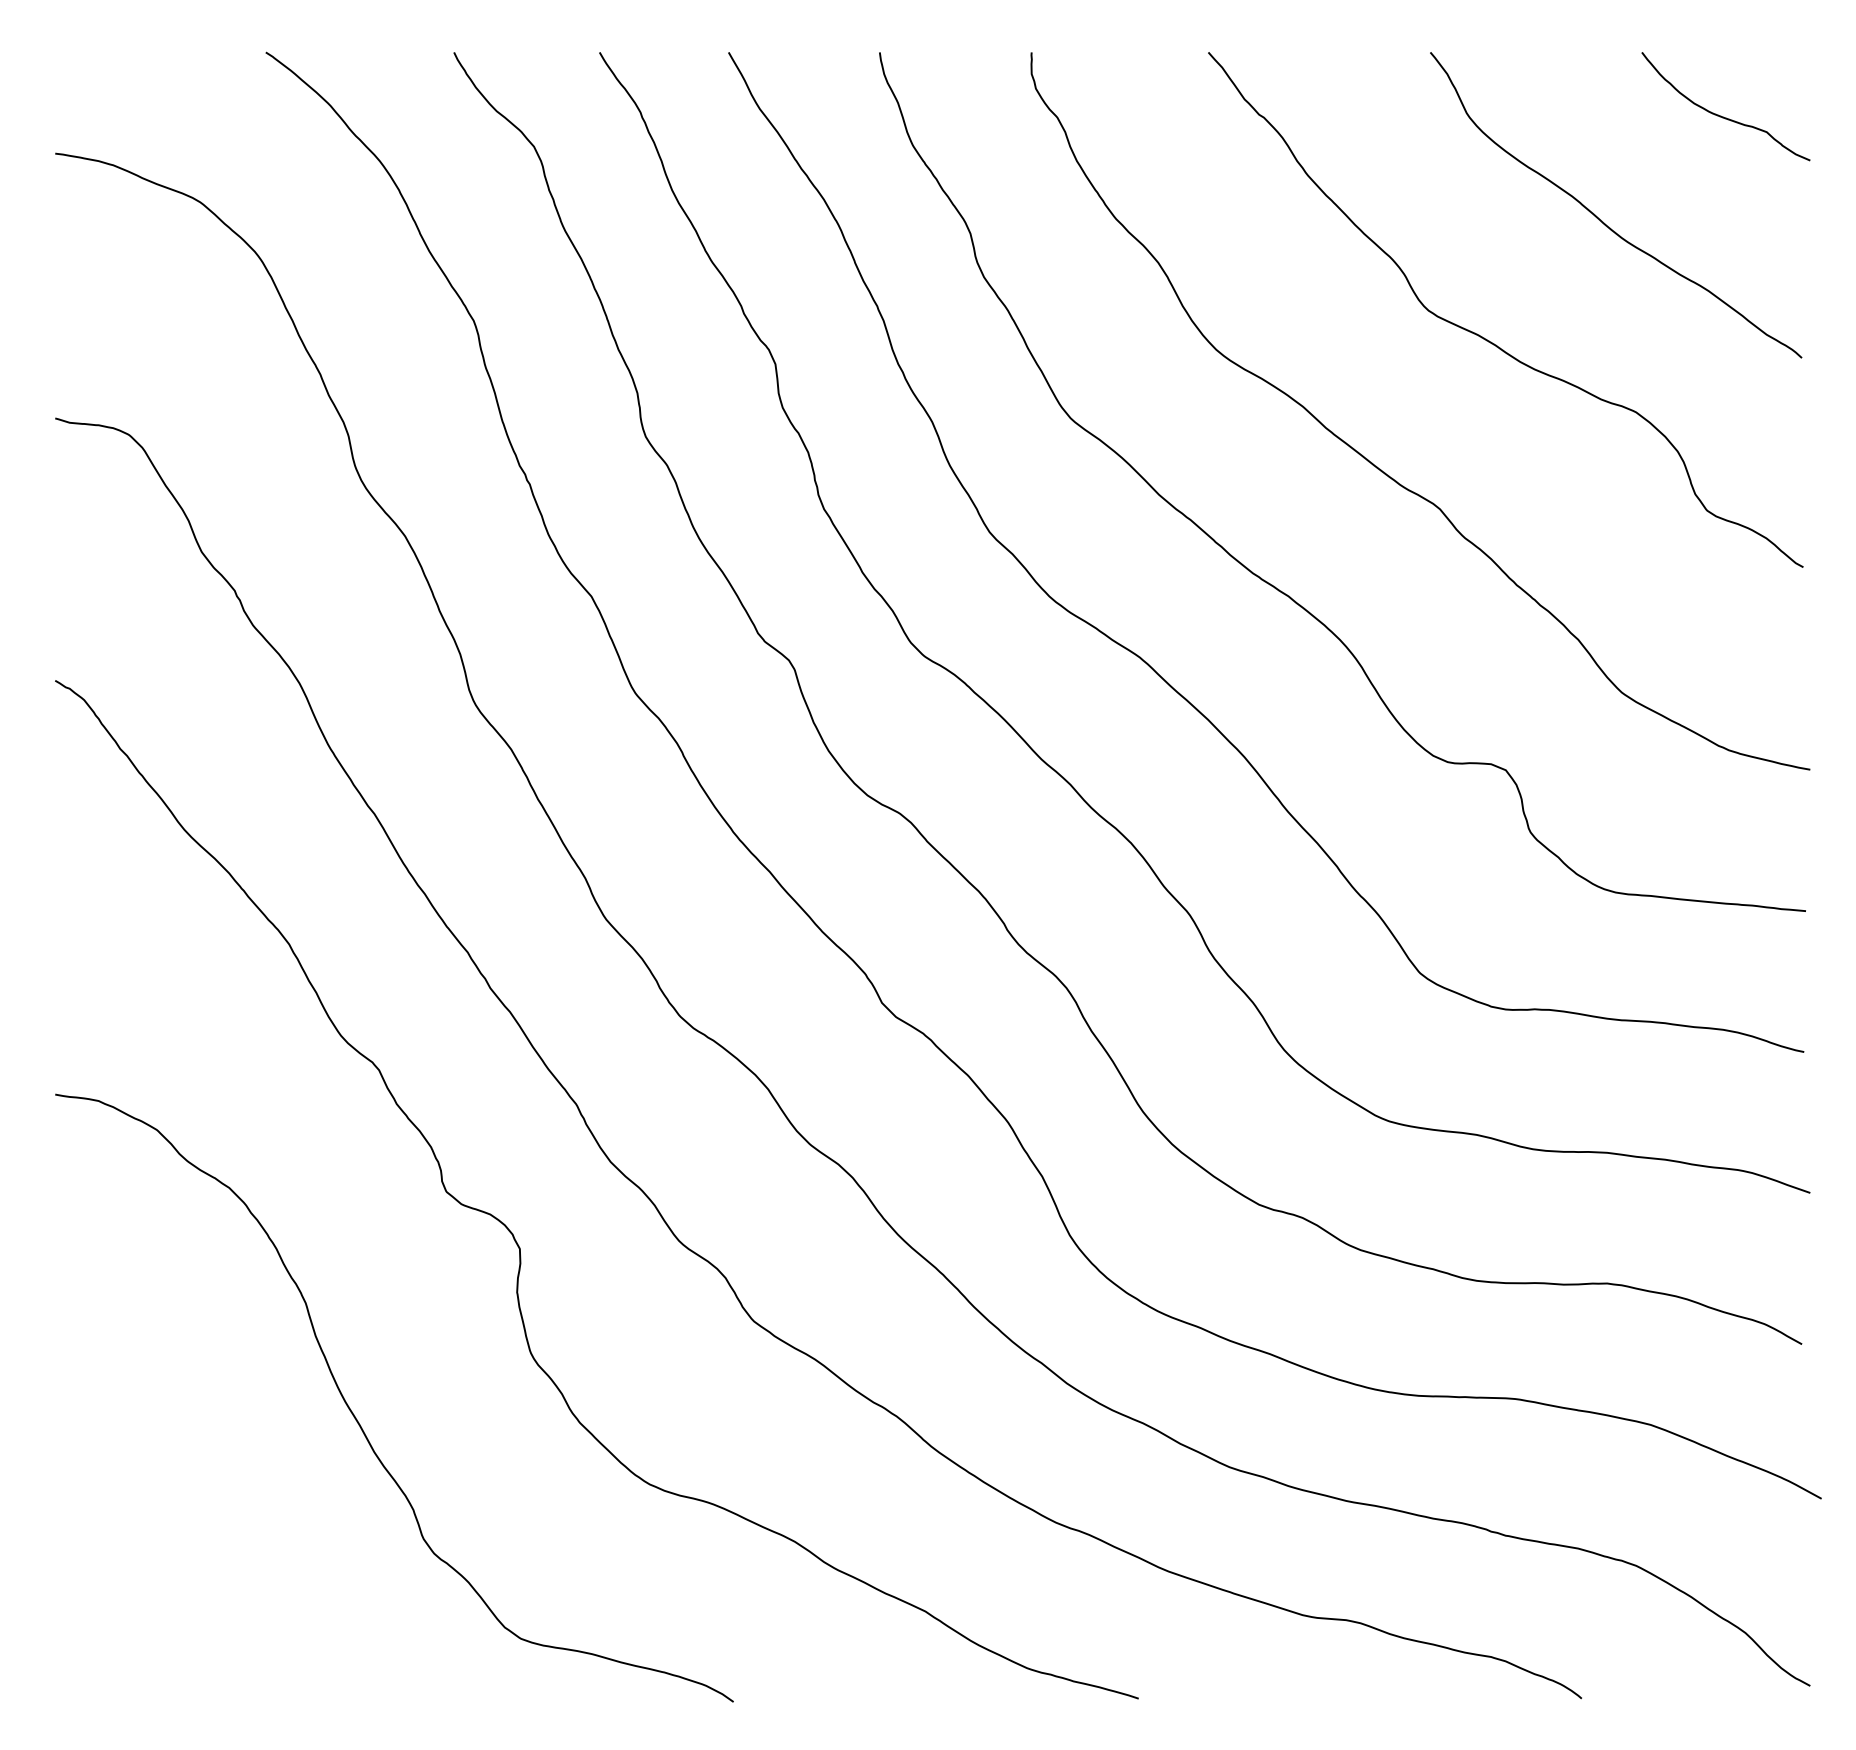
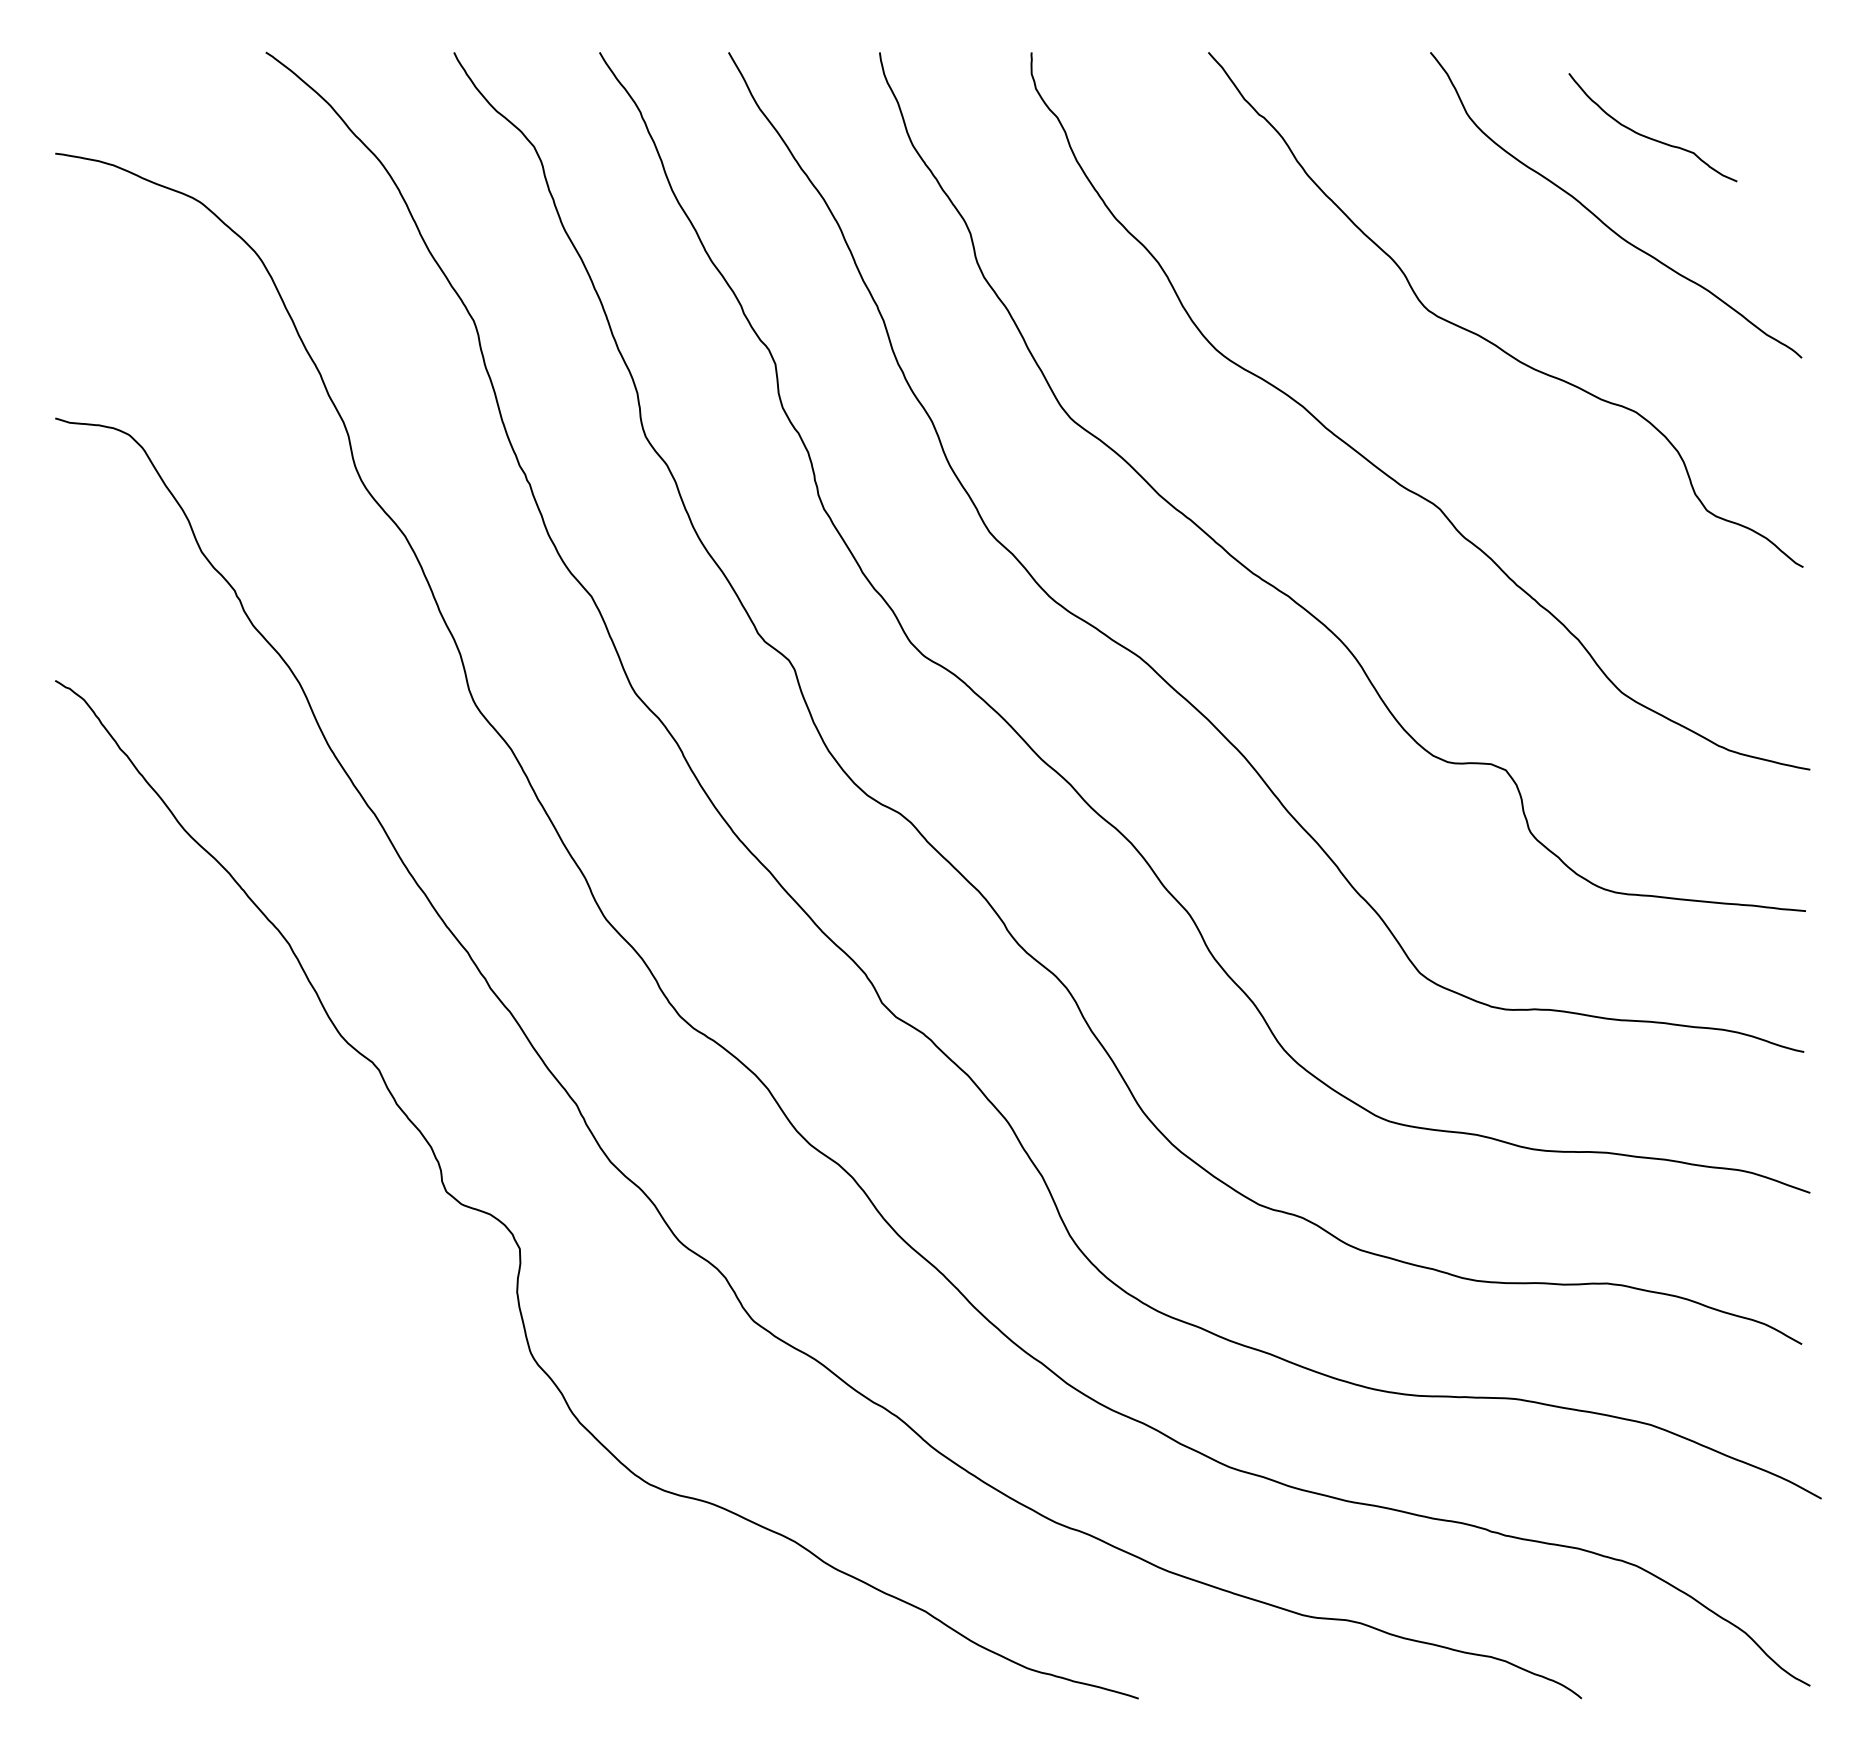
curve position: (1721, 115) -> (1648, 136) (1648, 136)
curve: present -> none (356, 1417)
